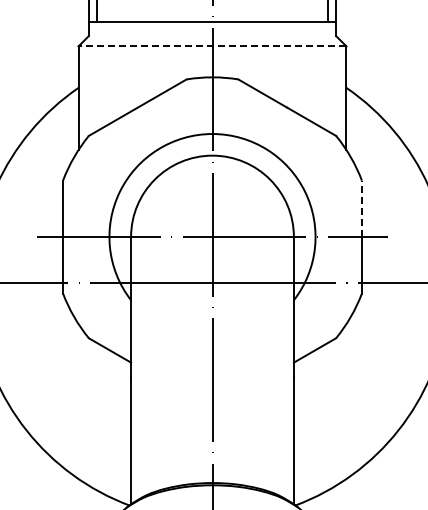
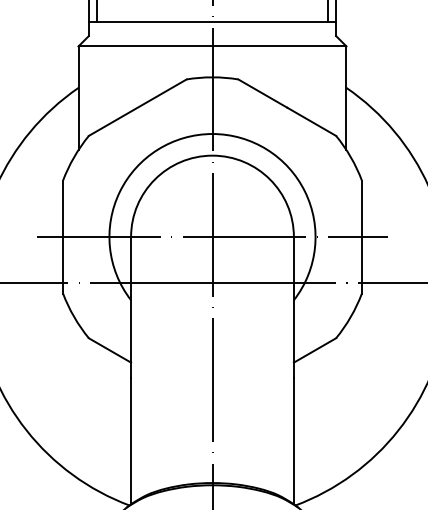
line: dashed -> solid (212, 46)
line: dashed -> solid (361, 208)
